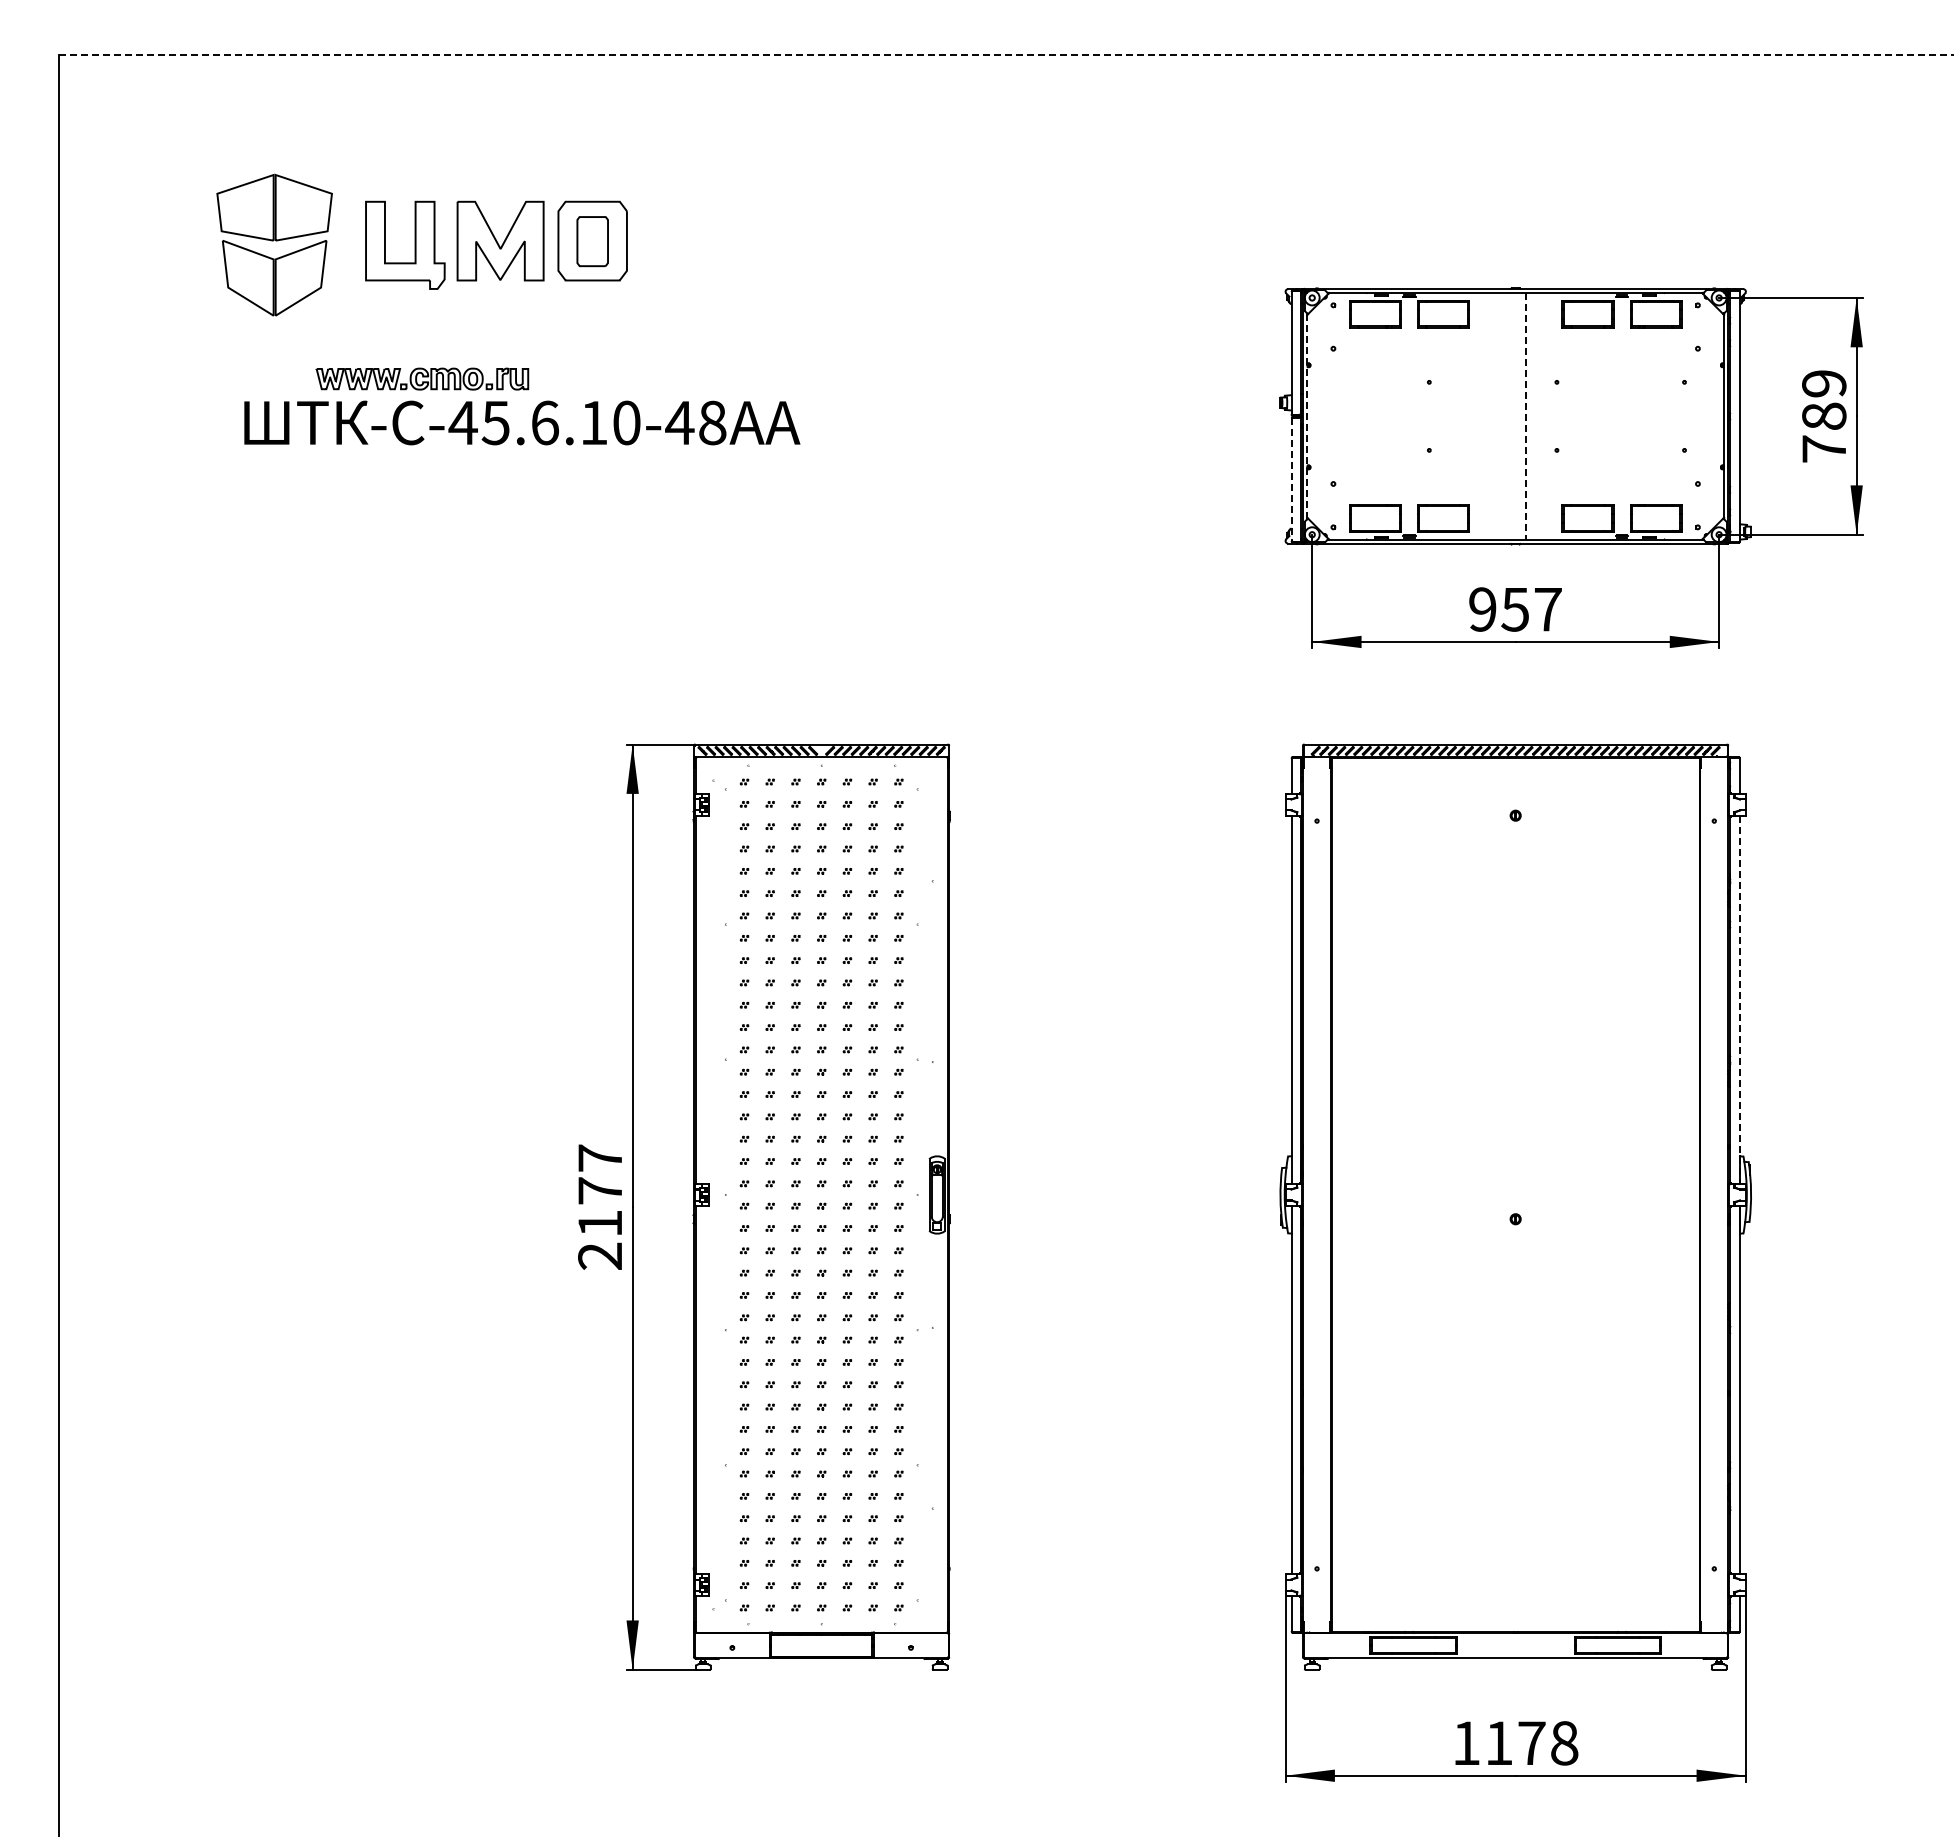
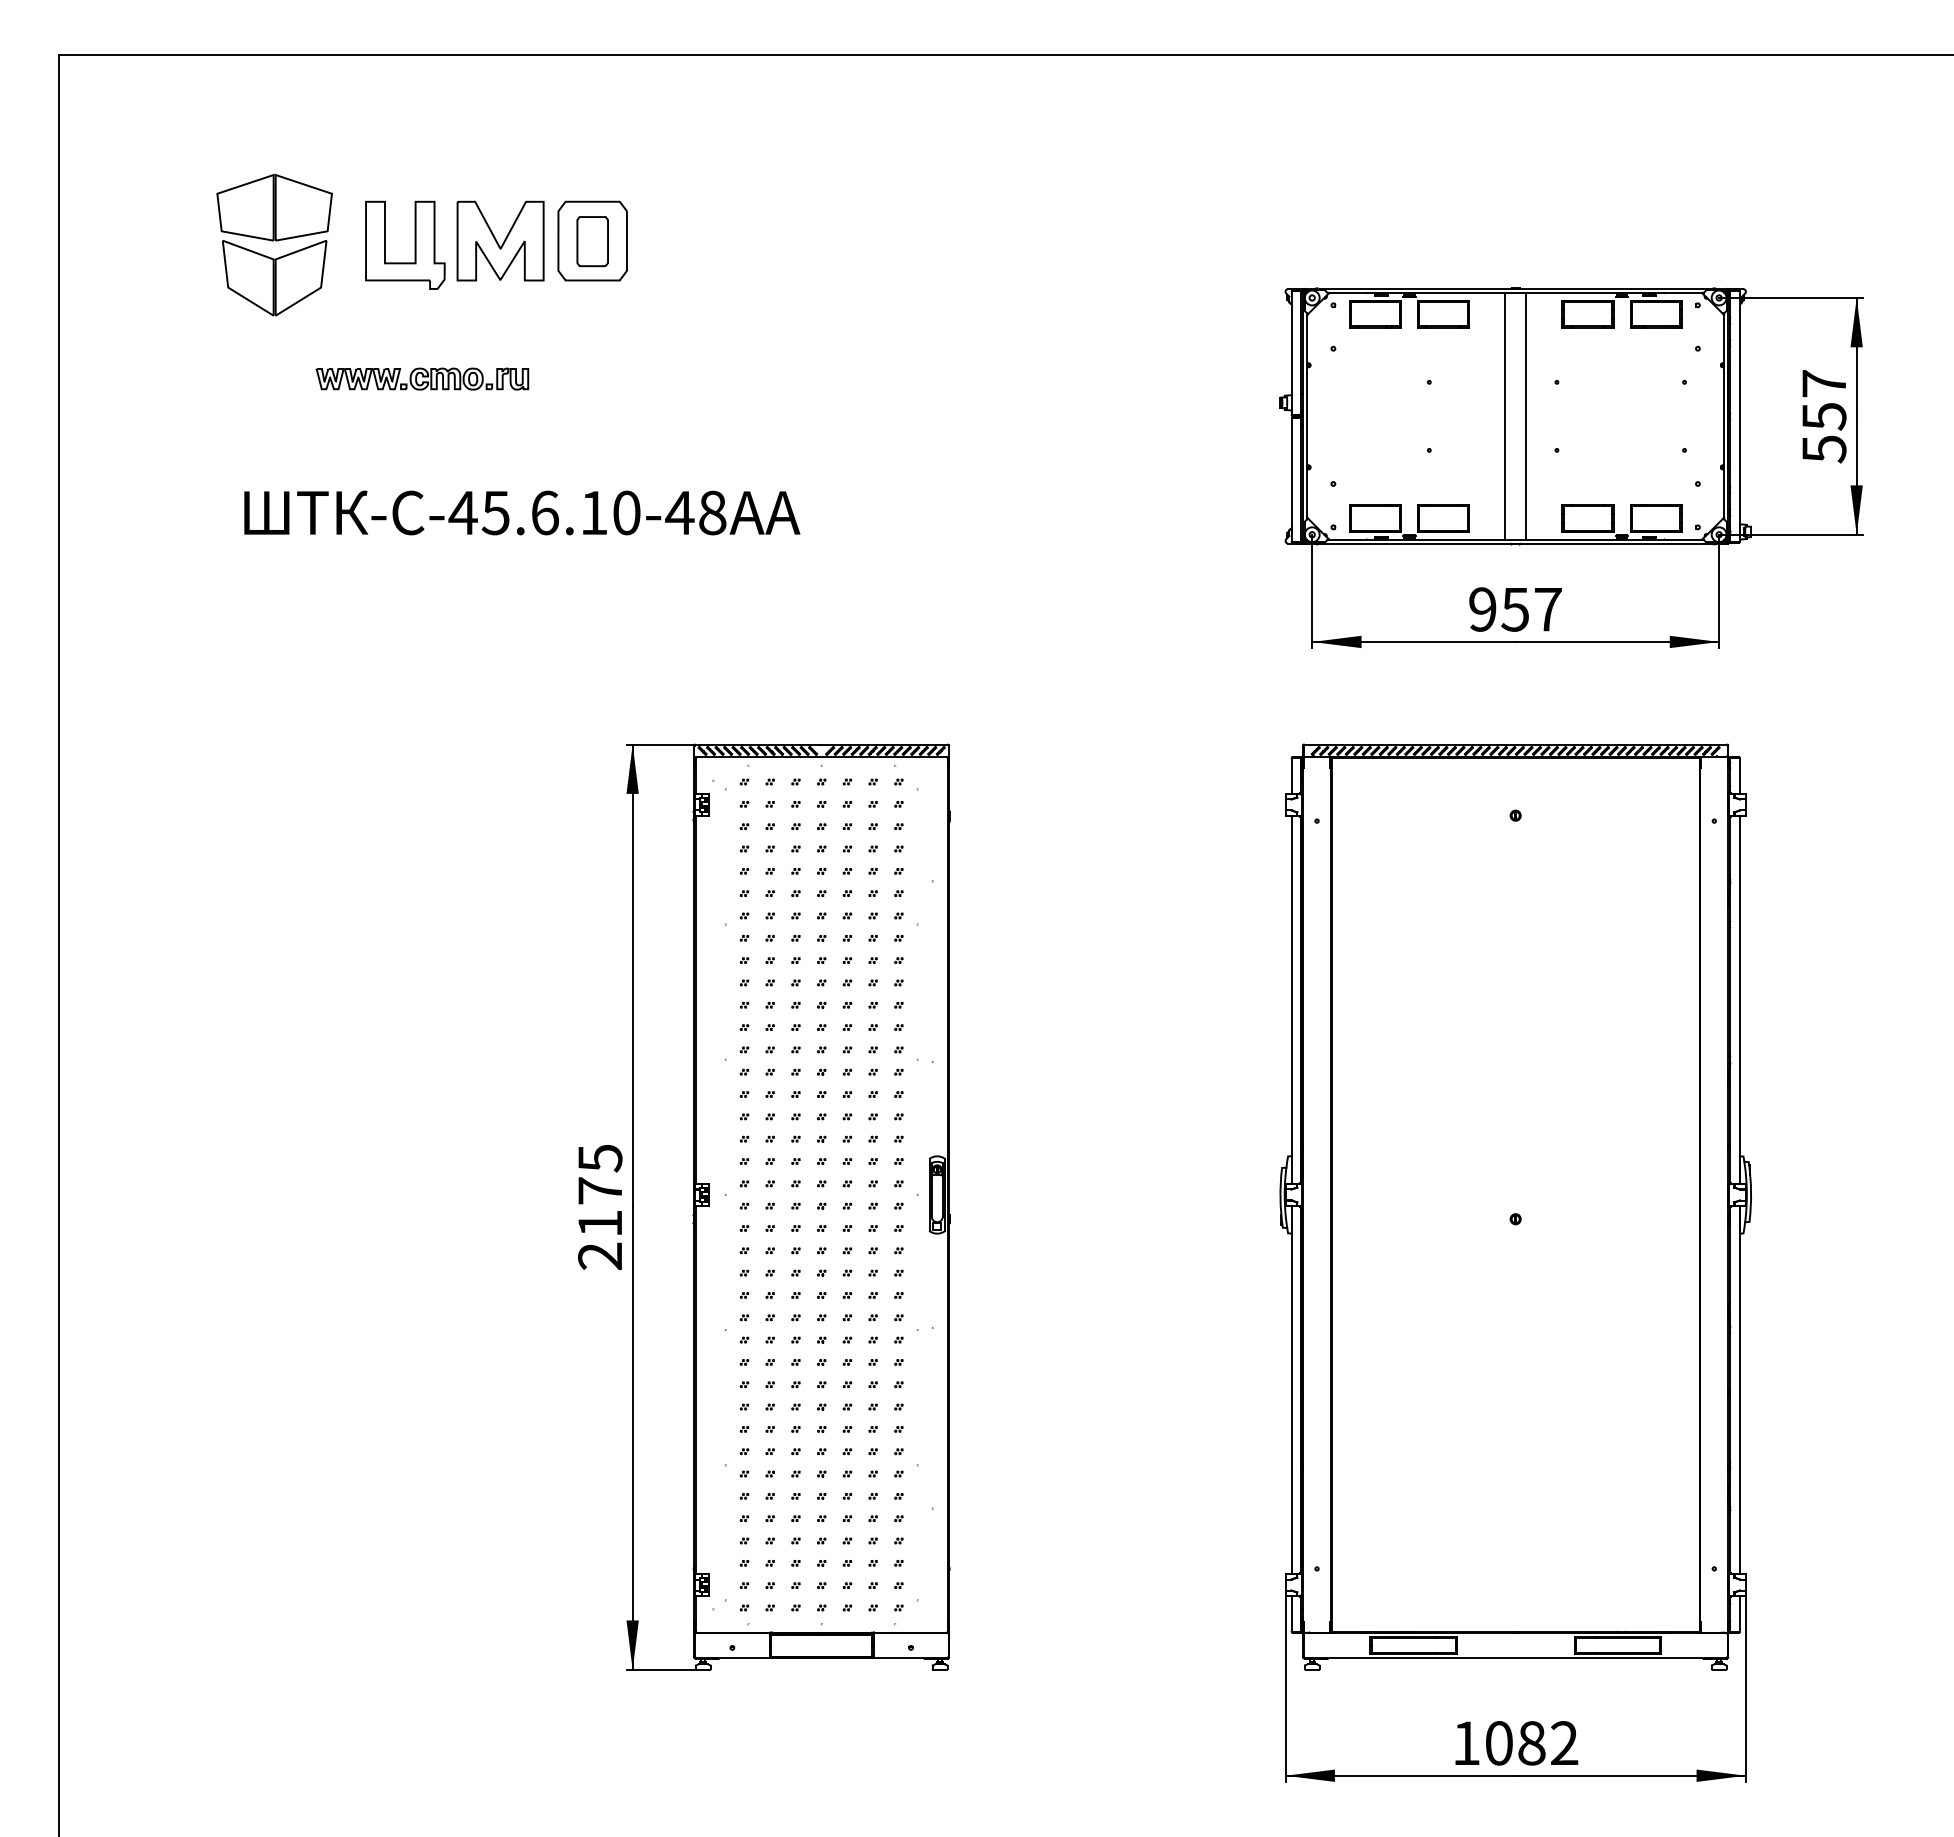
line: dashed -> solid (1006, 55)
line: dashed -> solid (1307, 416)
line: none -> present (1505, 416)
line: dashed -> solid (1526, 416)
text: 789 -> 557 (1824, 416)
text position: (522, 422) -> (522, 512) (522, 512)
line: dashed -> solid (1291, 479)
line: dashed -> solid (1739, 1000)
text: 2177 -> 2175 (600, 1158)
text: 1178 -> 1082 (1532, 1743)
